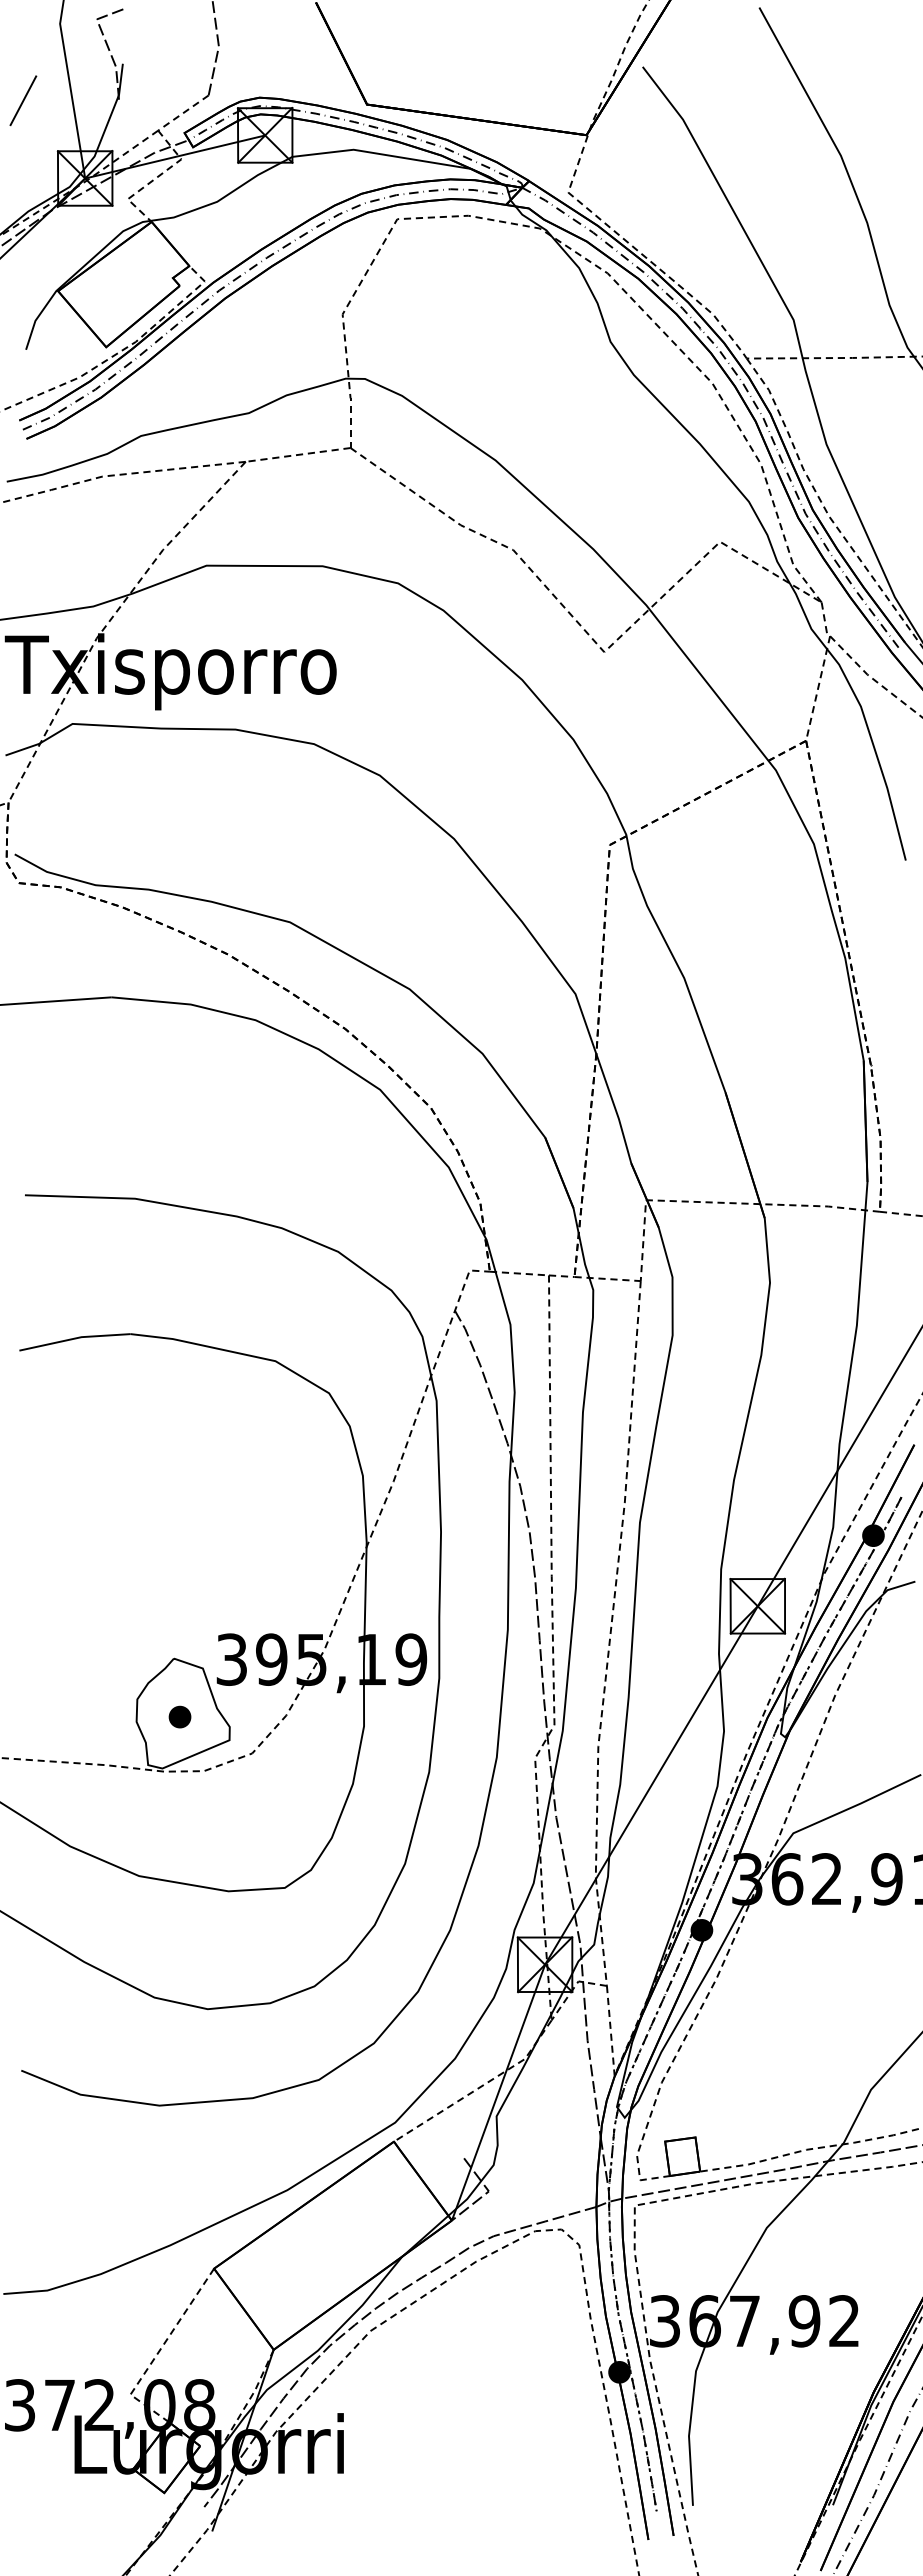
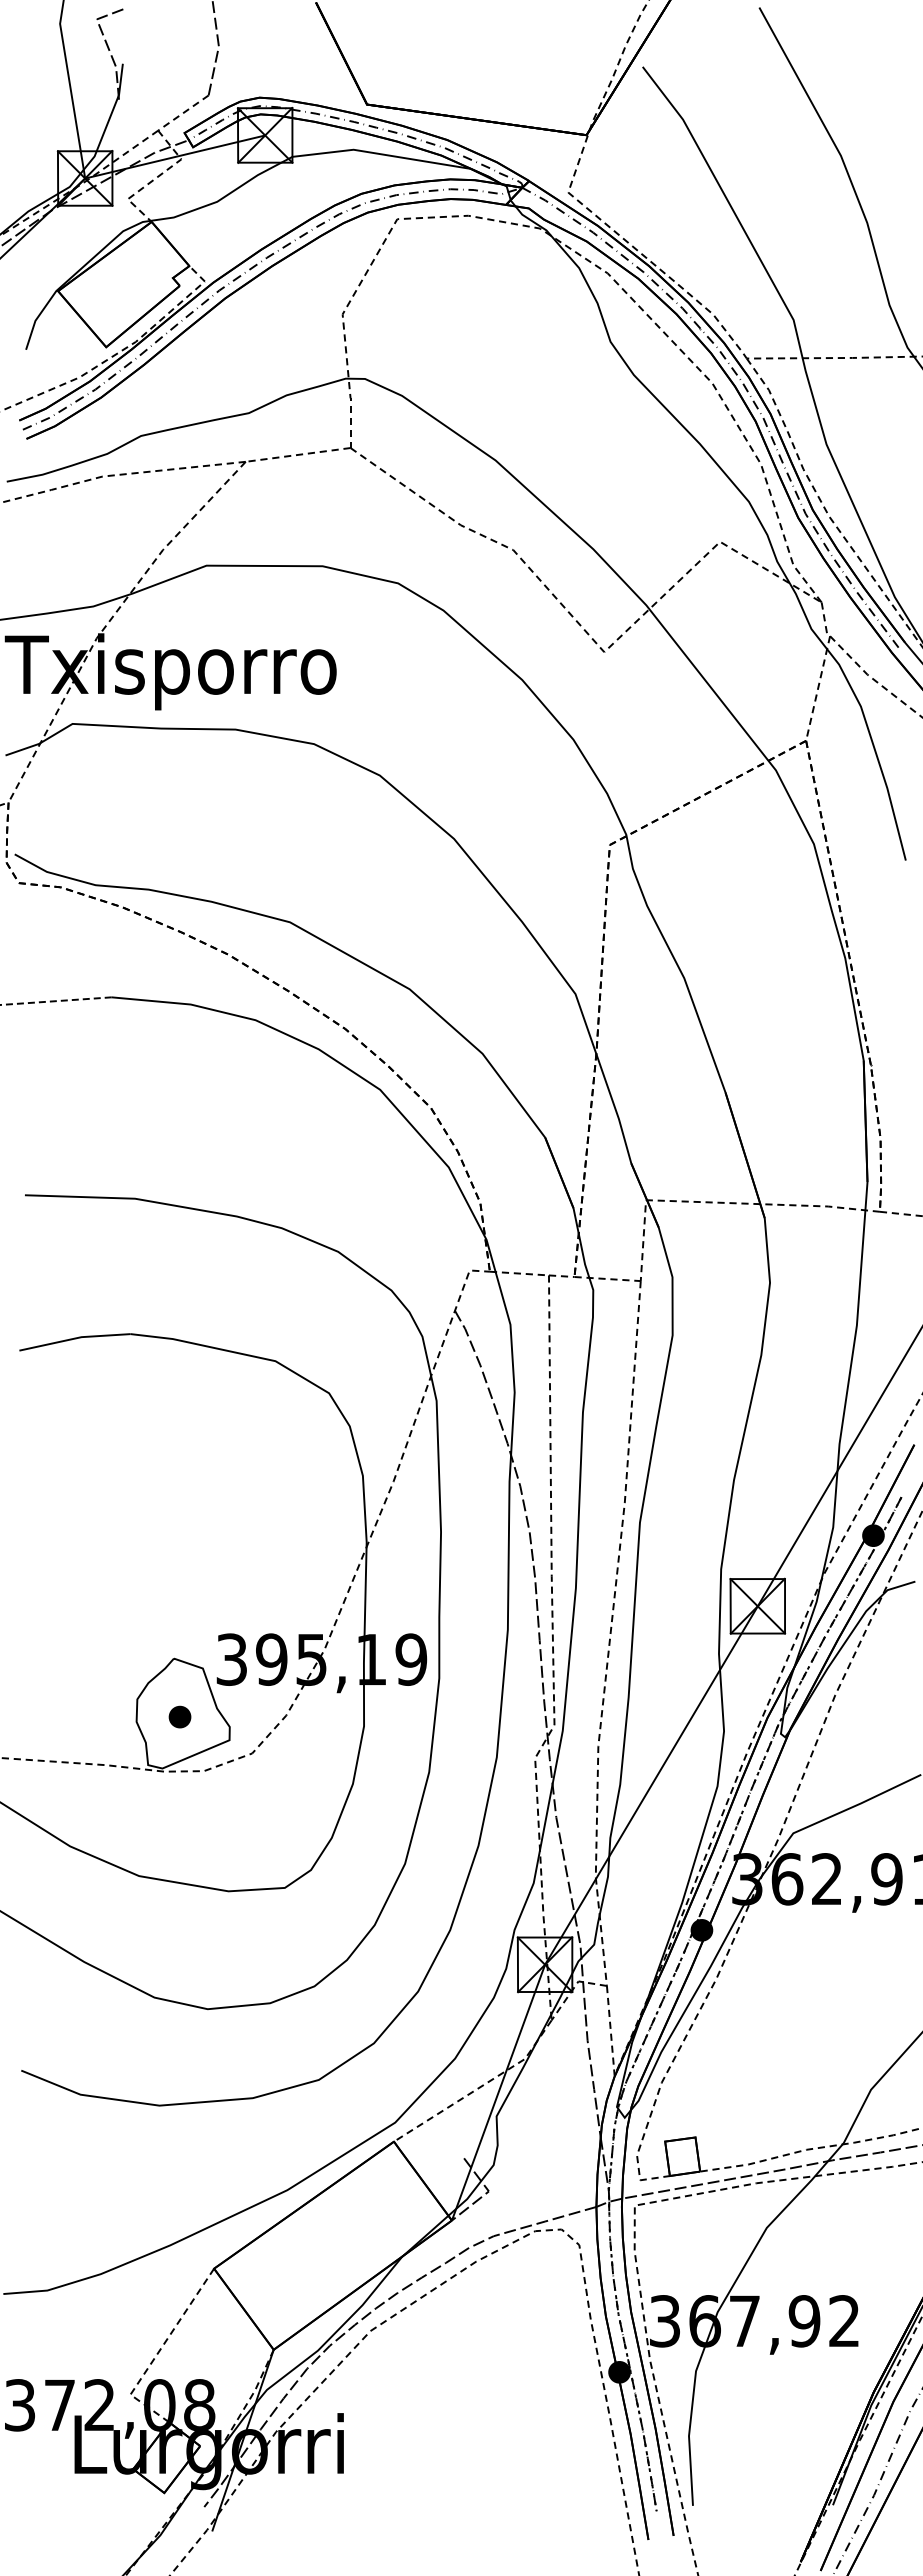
line: present -> none (23, 100)
line: solid -> dashed (56, 1001)
